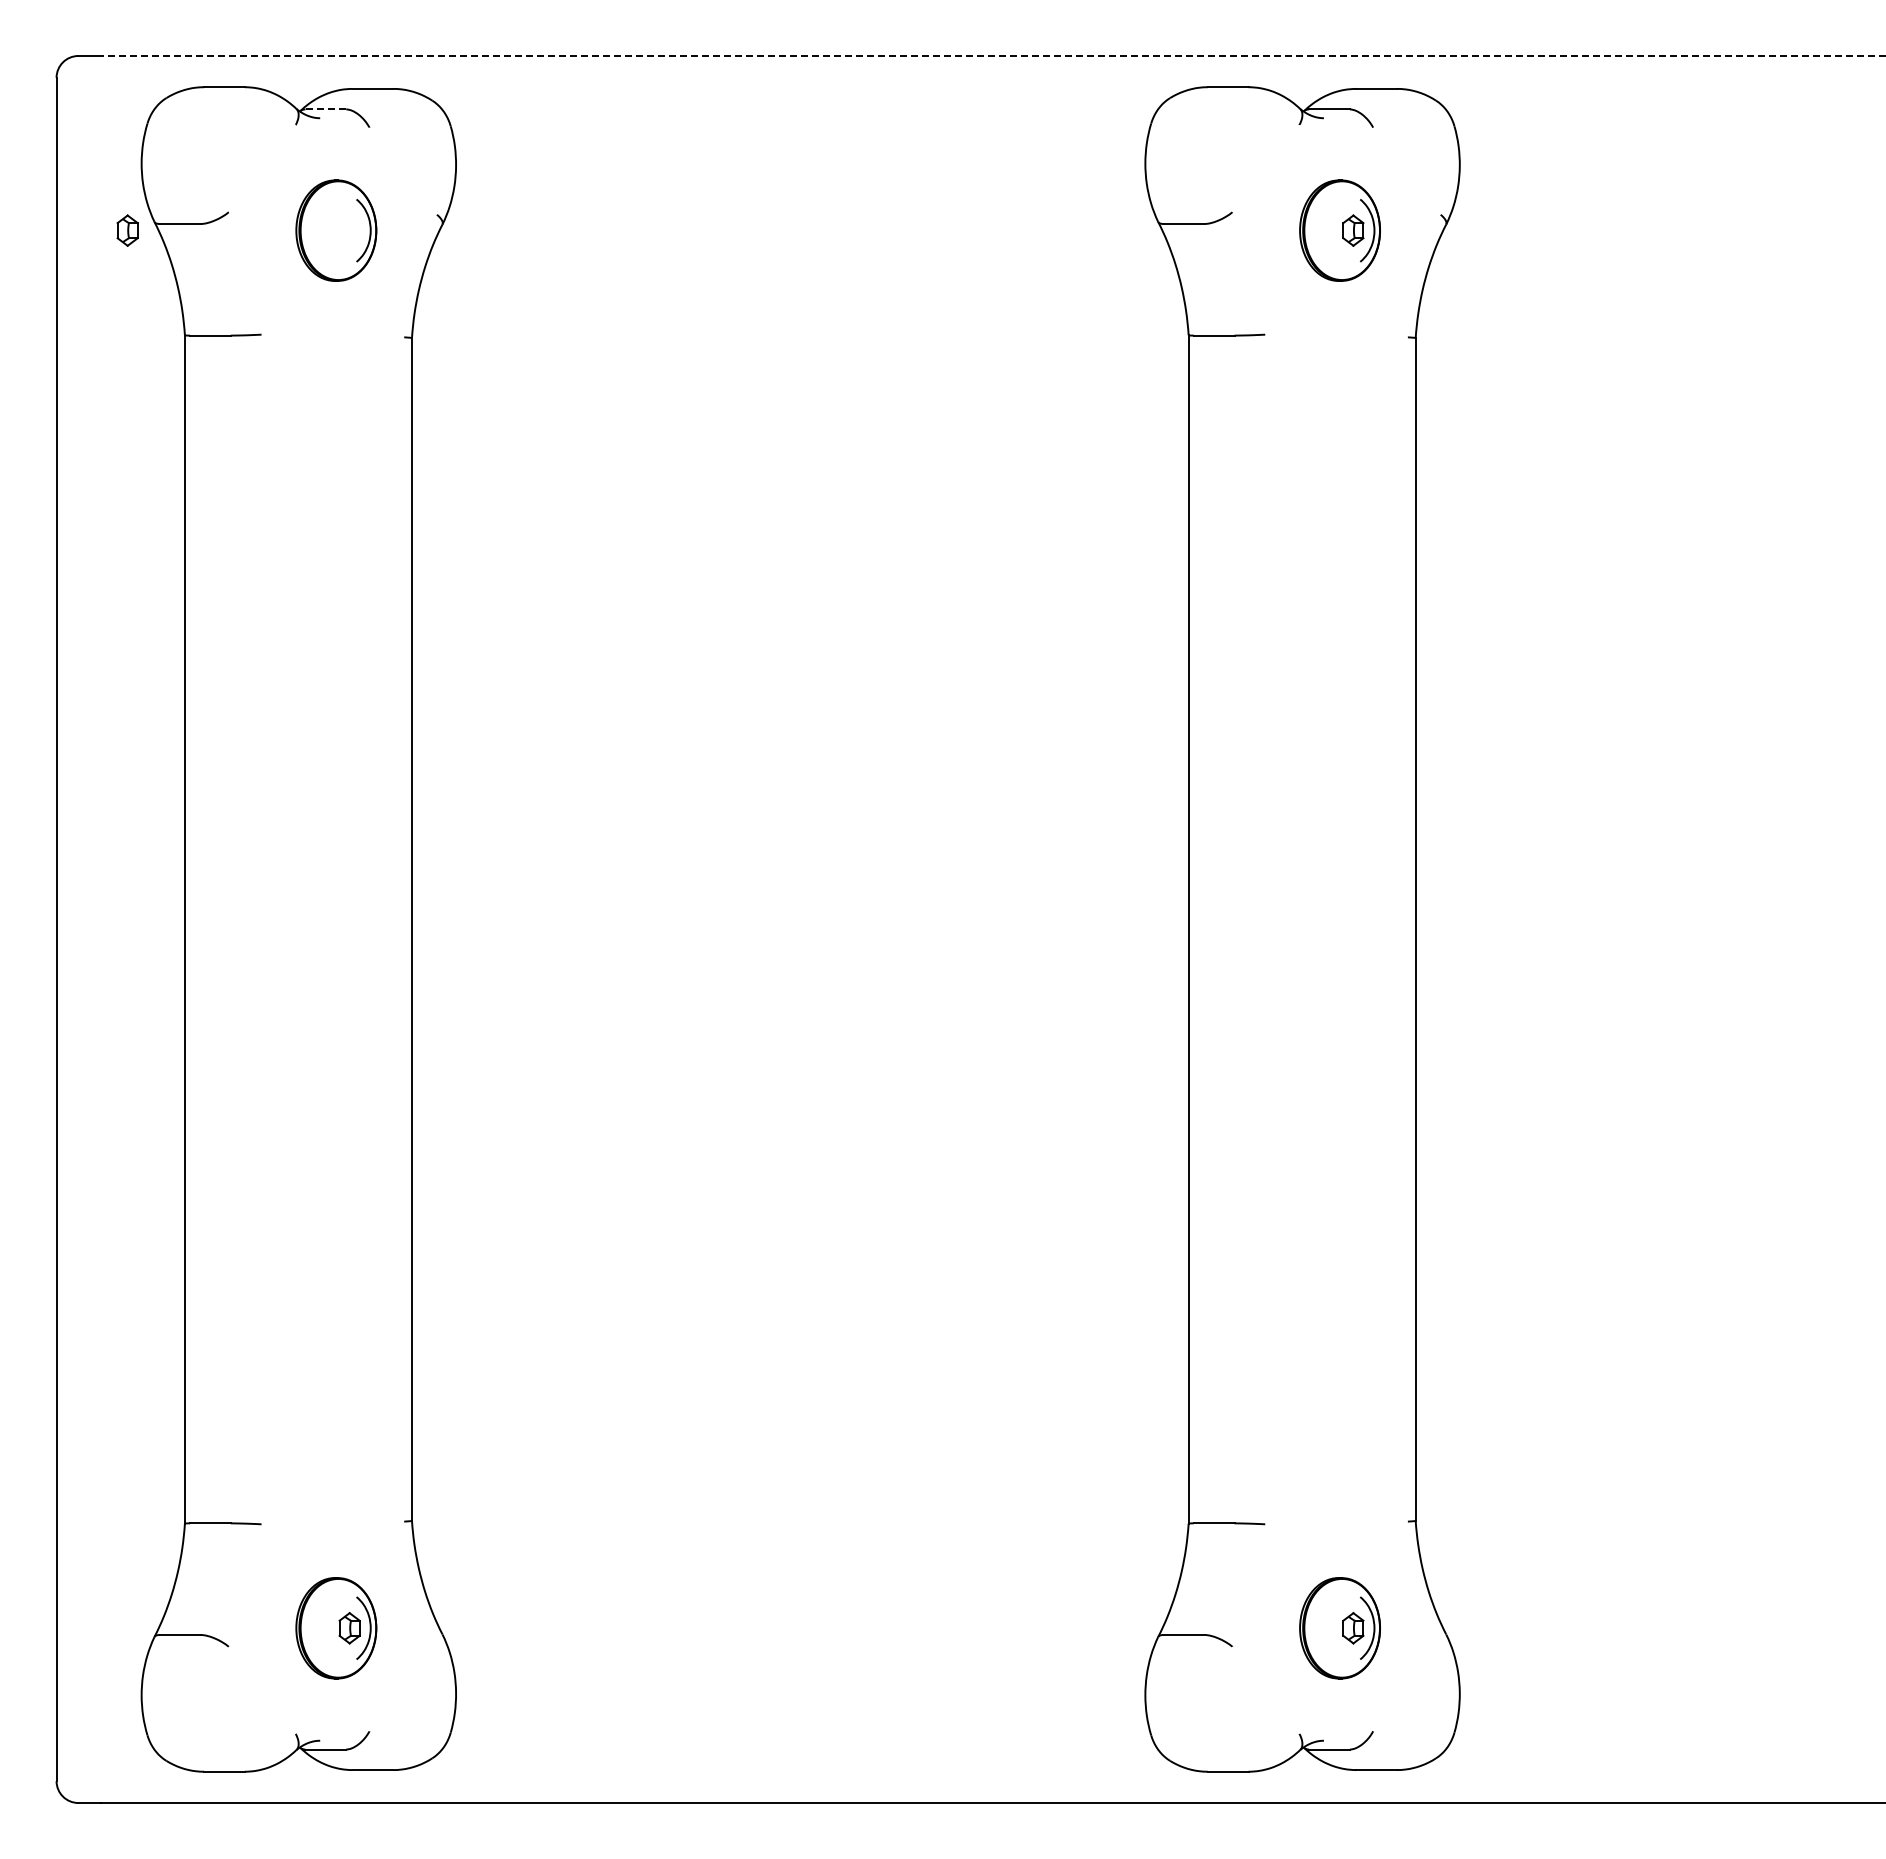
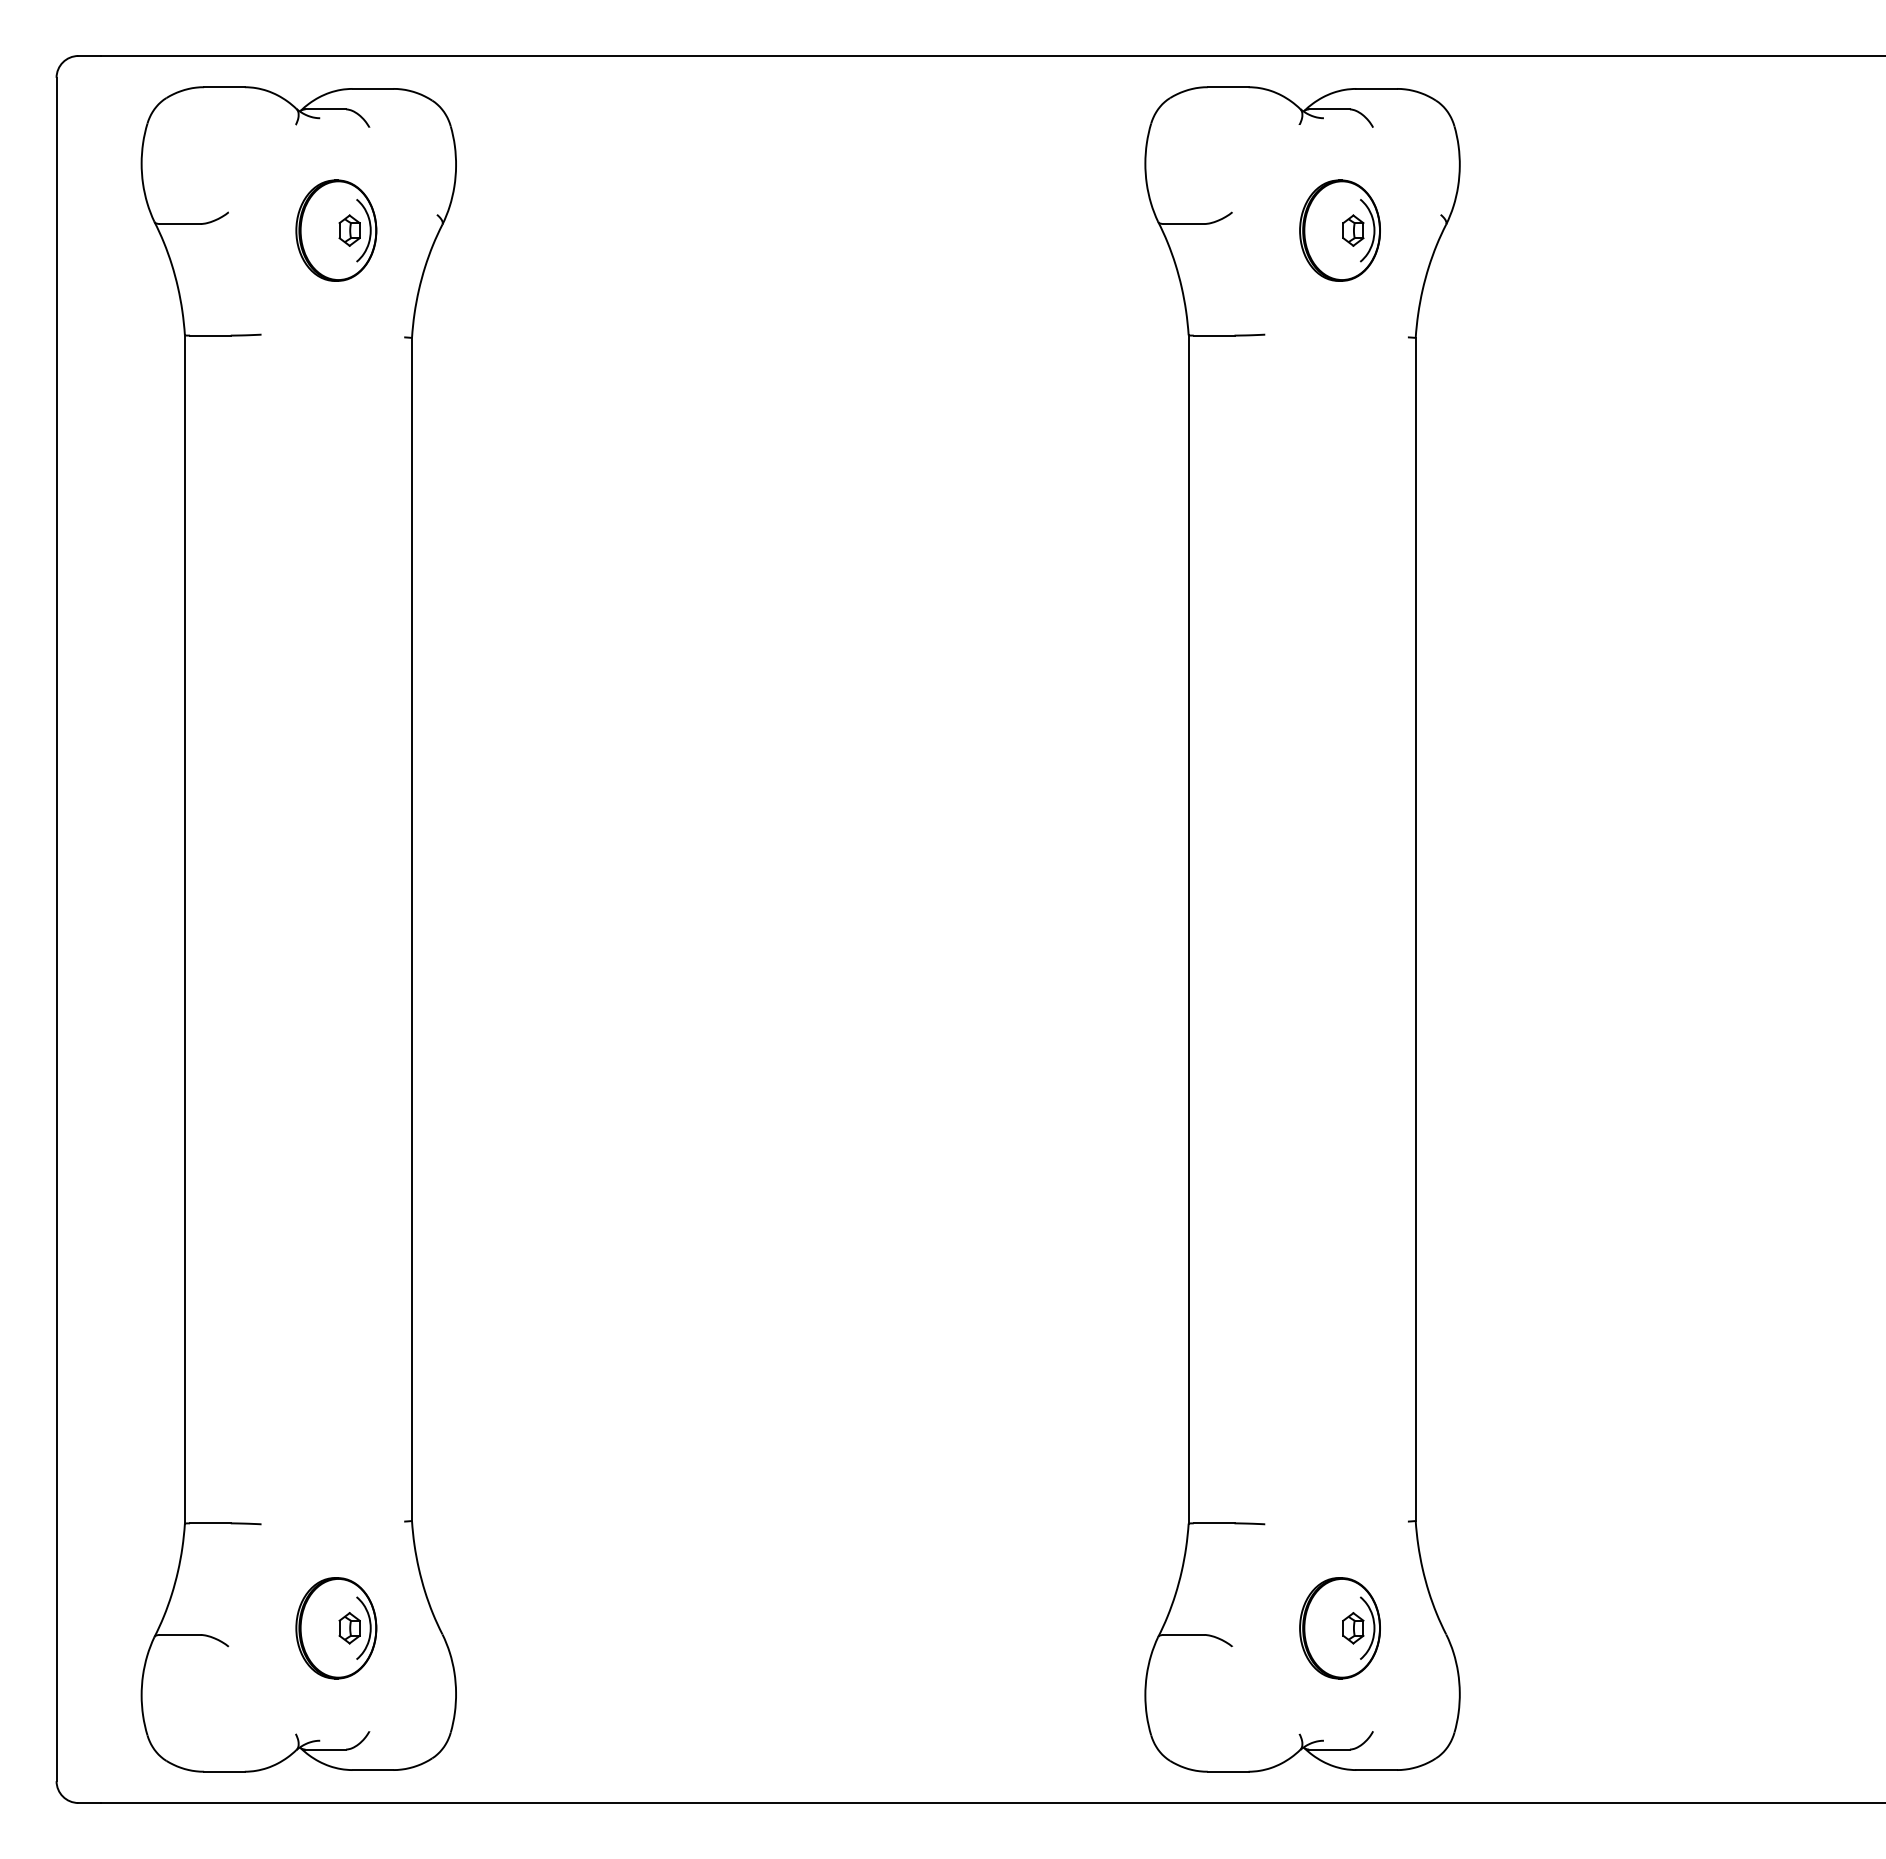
line: dashed -> solid (992, 56)
line: dashed -> solid (325, 109)
part position: (127, 230) -> (349, 230) (349, 230)
